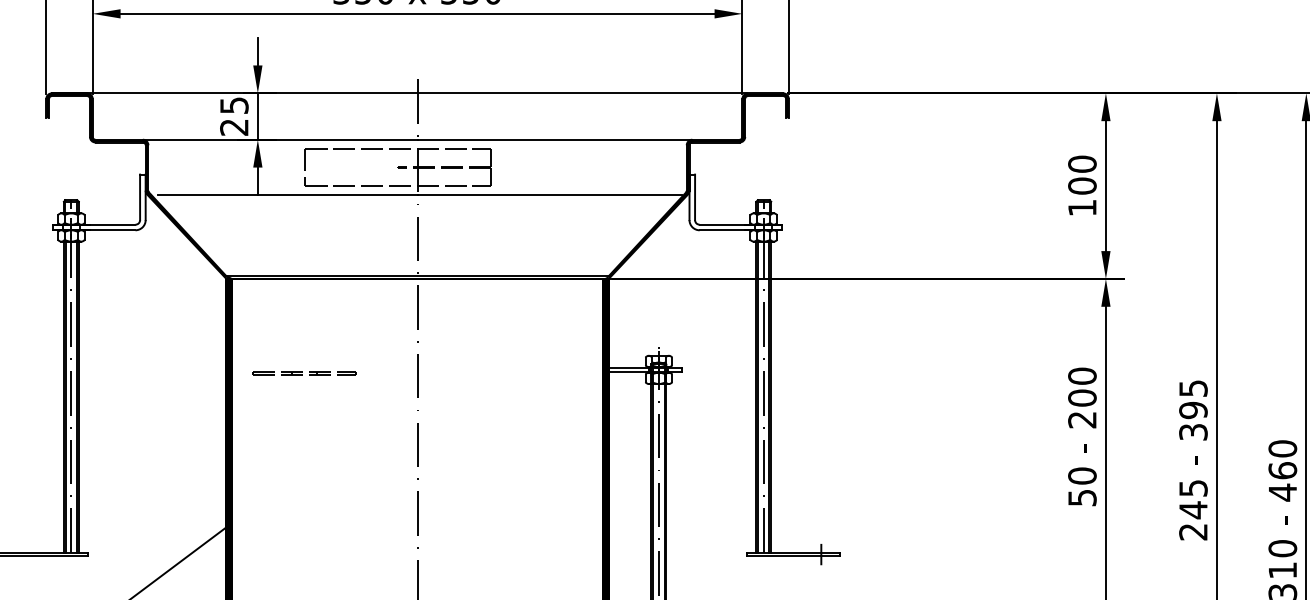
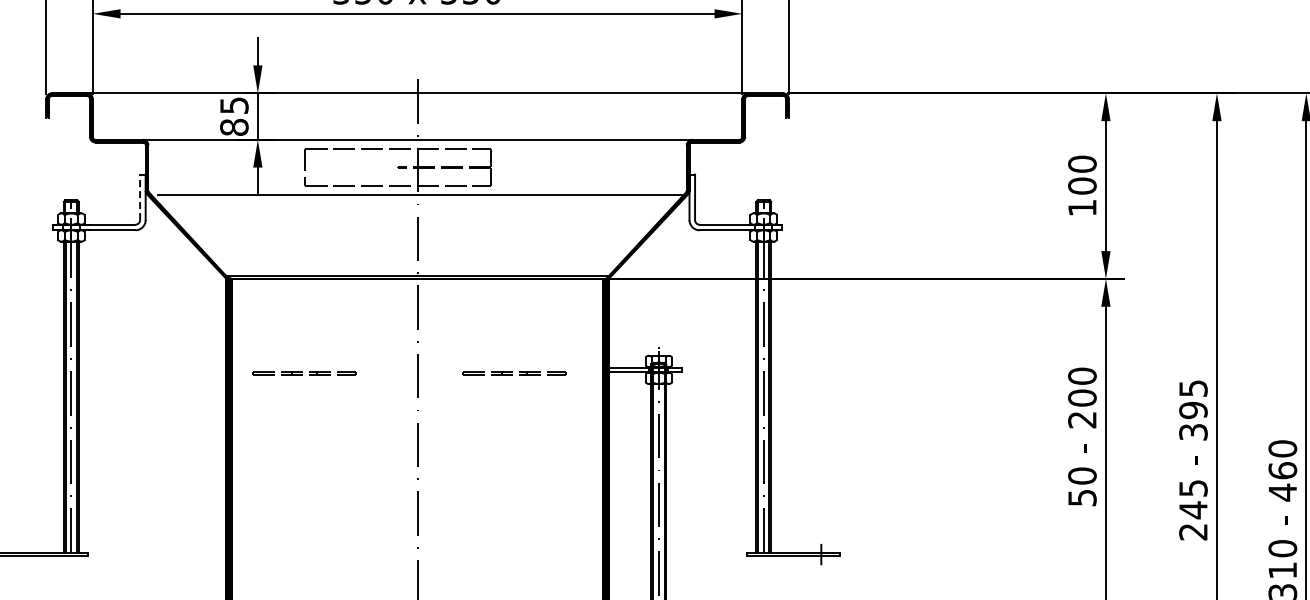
text: 25 -> 85 (234, 126)
line: solid -> dashed (140, 197)
line: none -> present (512, 372)
line: present -> none (182, 560)
